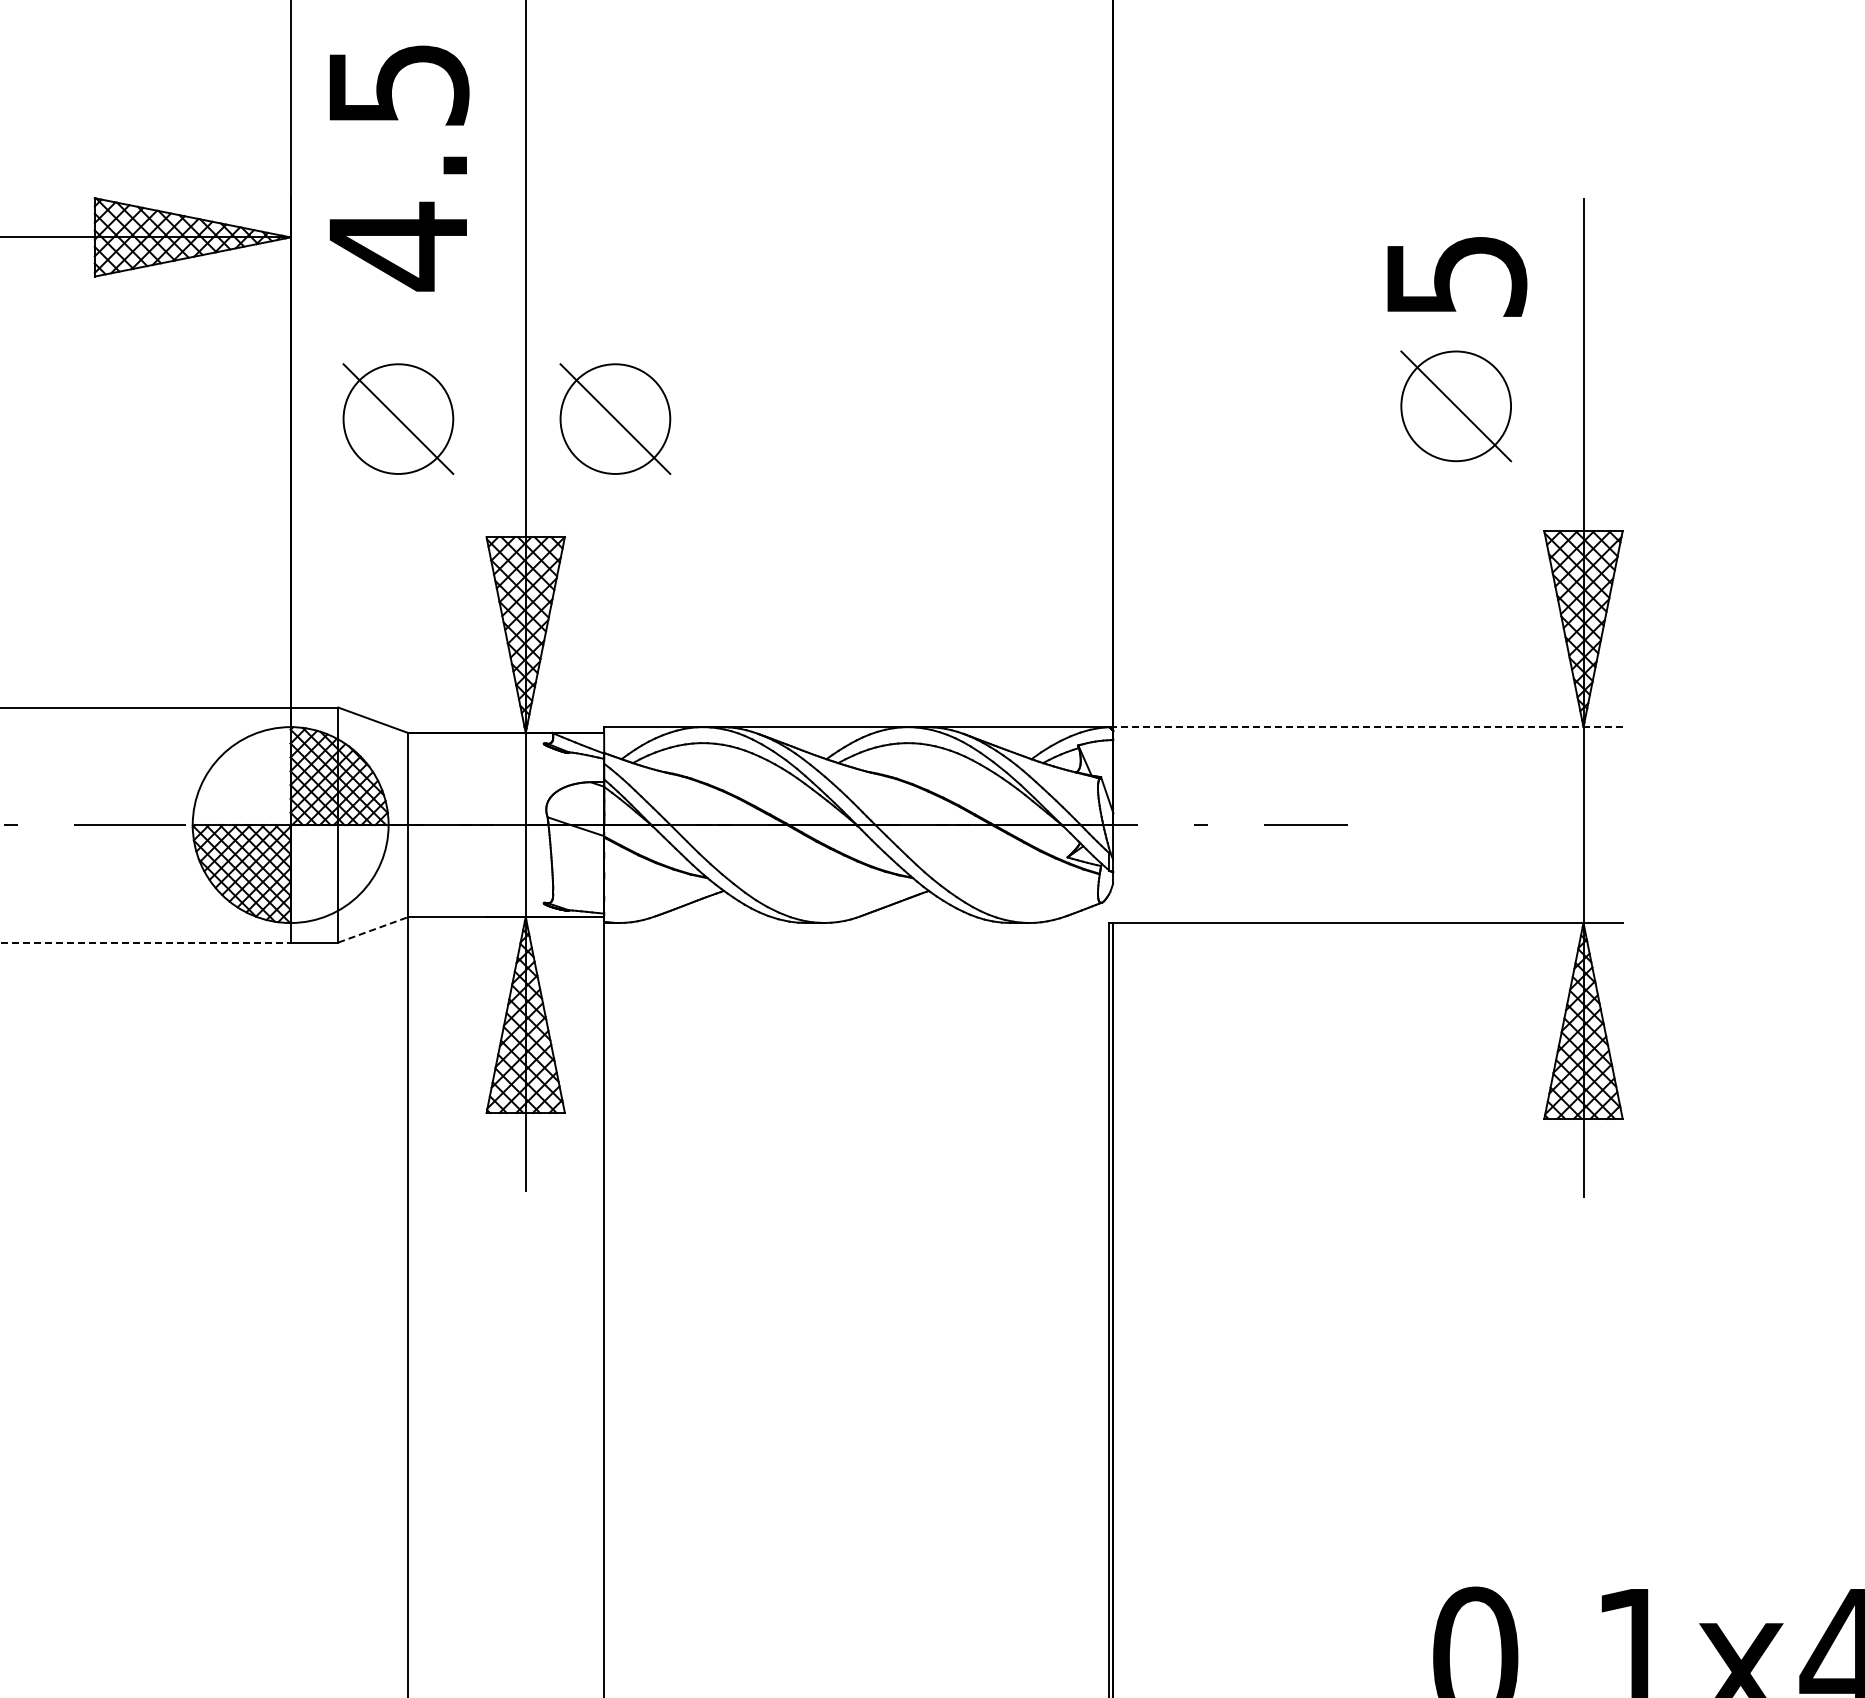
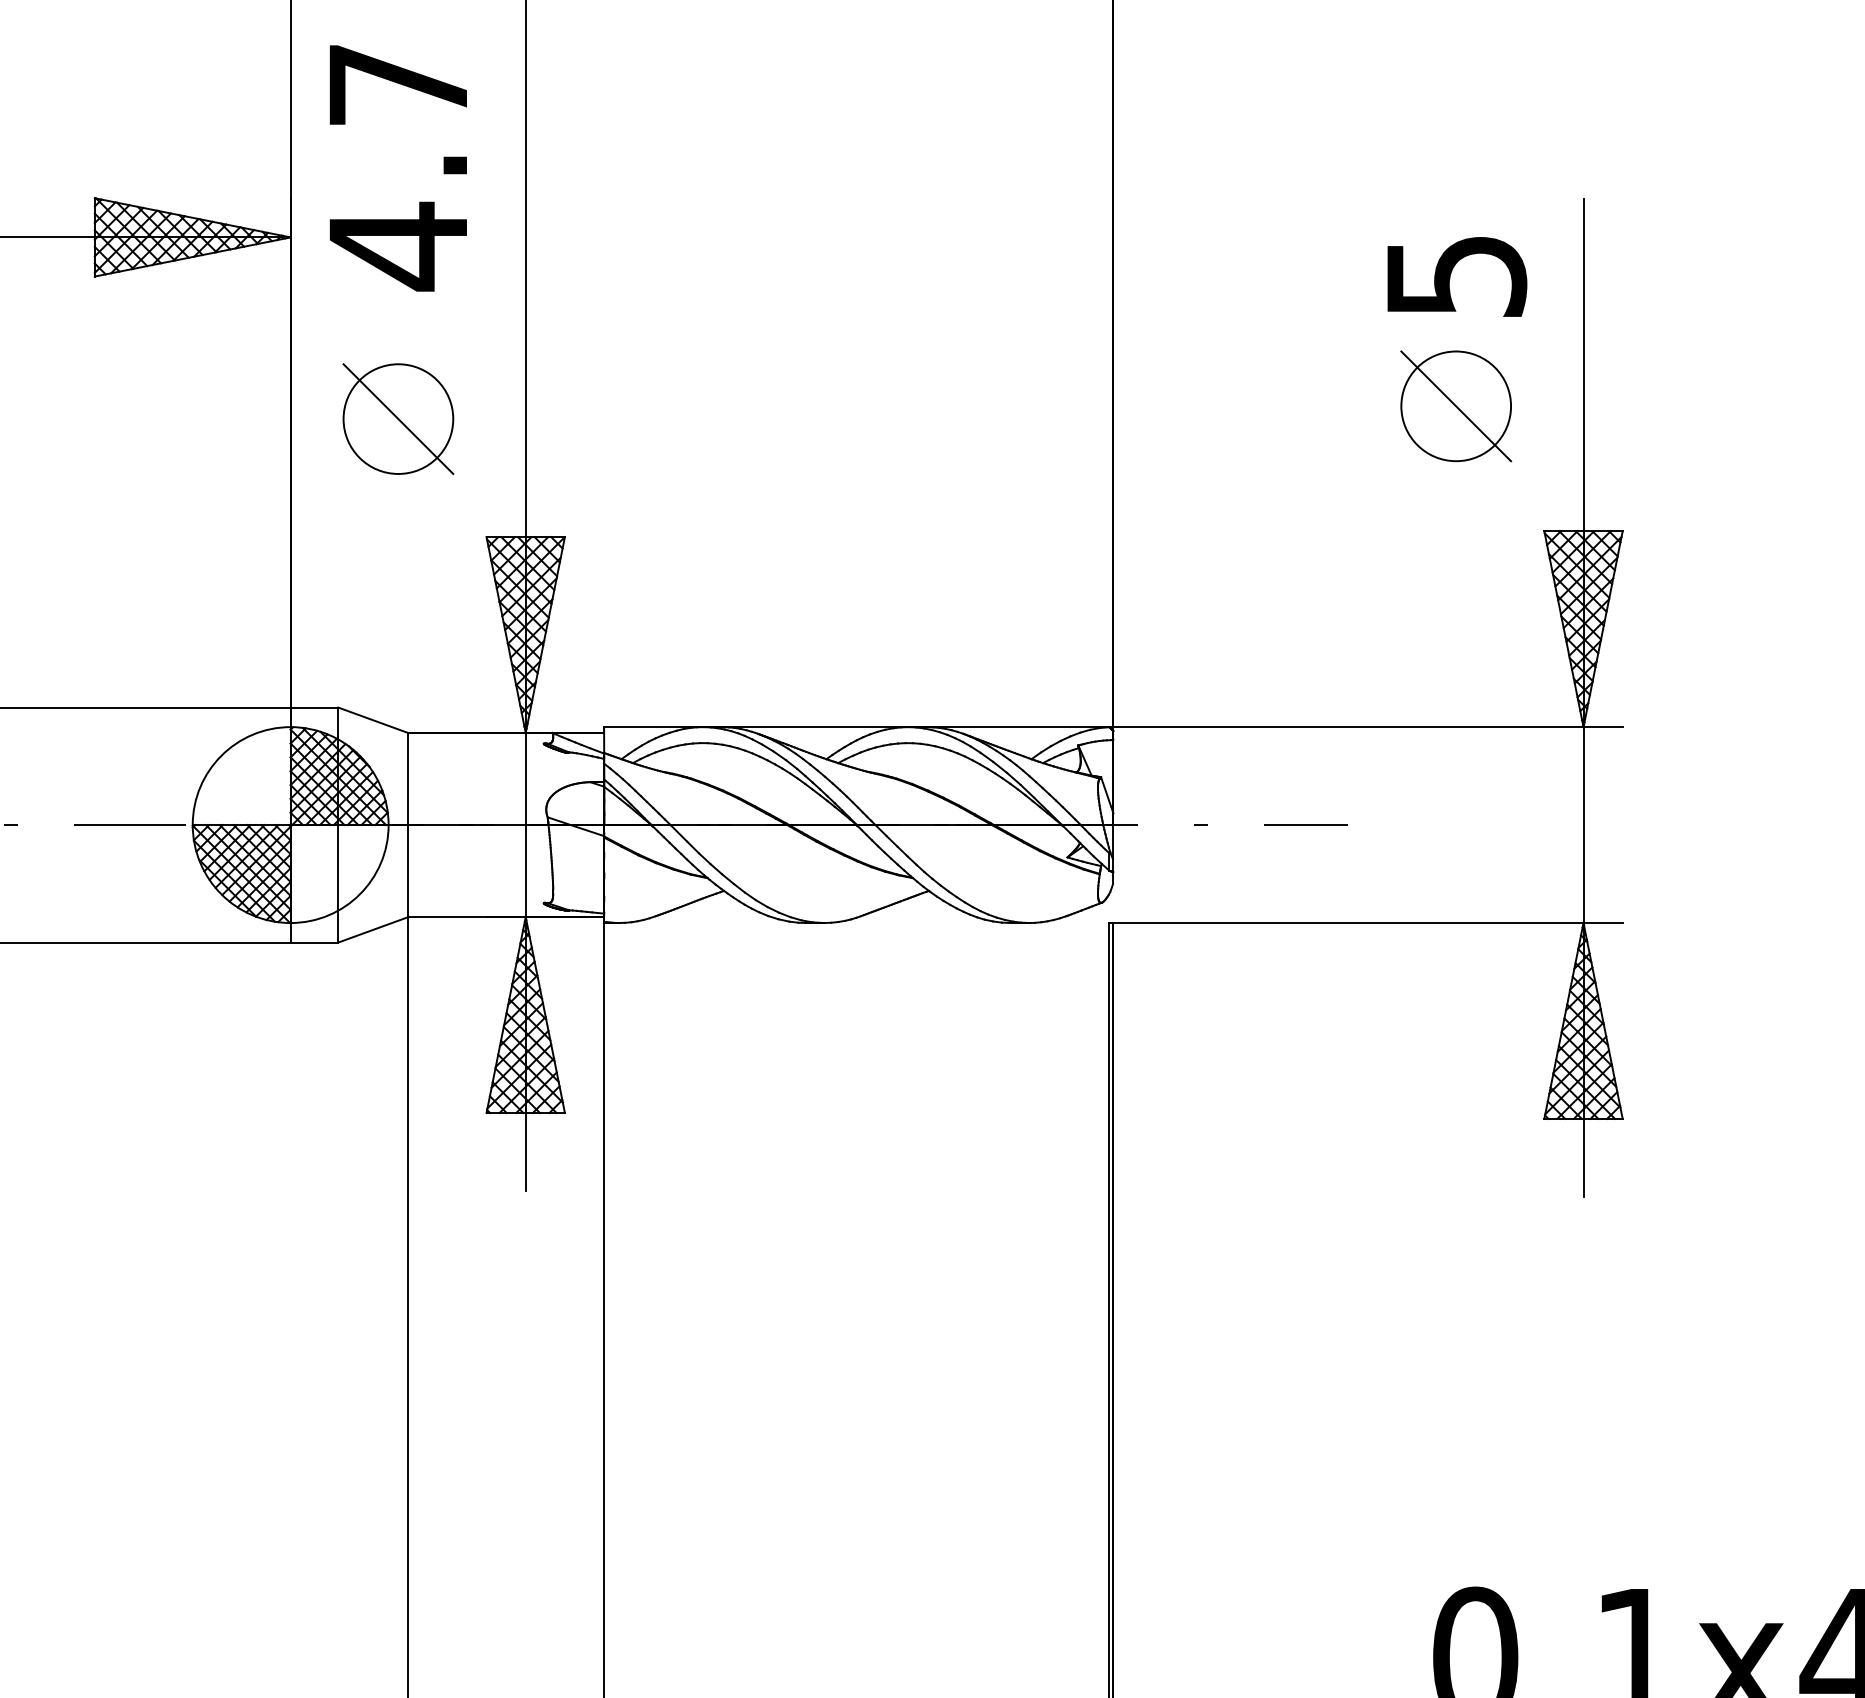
text: 4.5 -> 4.7 (399, 85)
part: present -> none (615, 418)
line: dashed -> solid (1366, 727)
line: dashed -> solid (373, 929)
line: dashed -> solid (145, 942)
